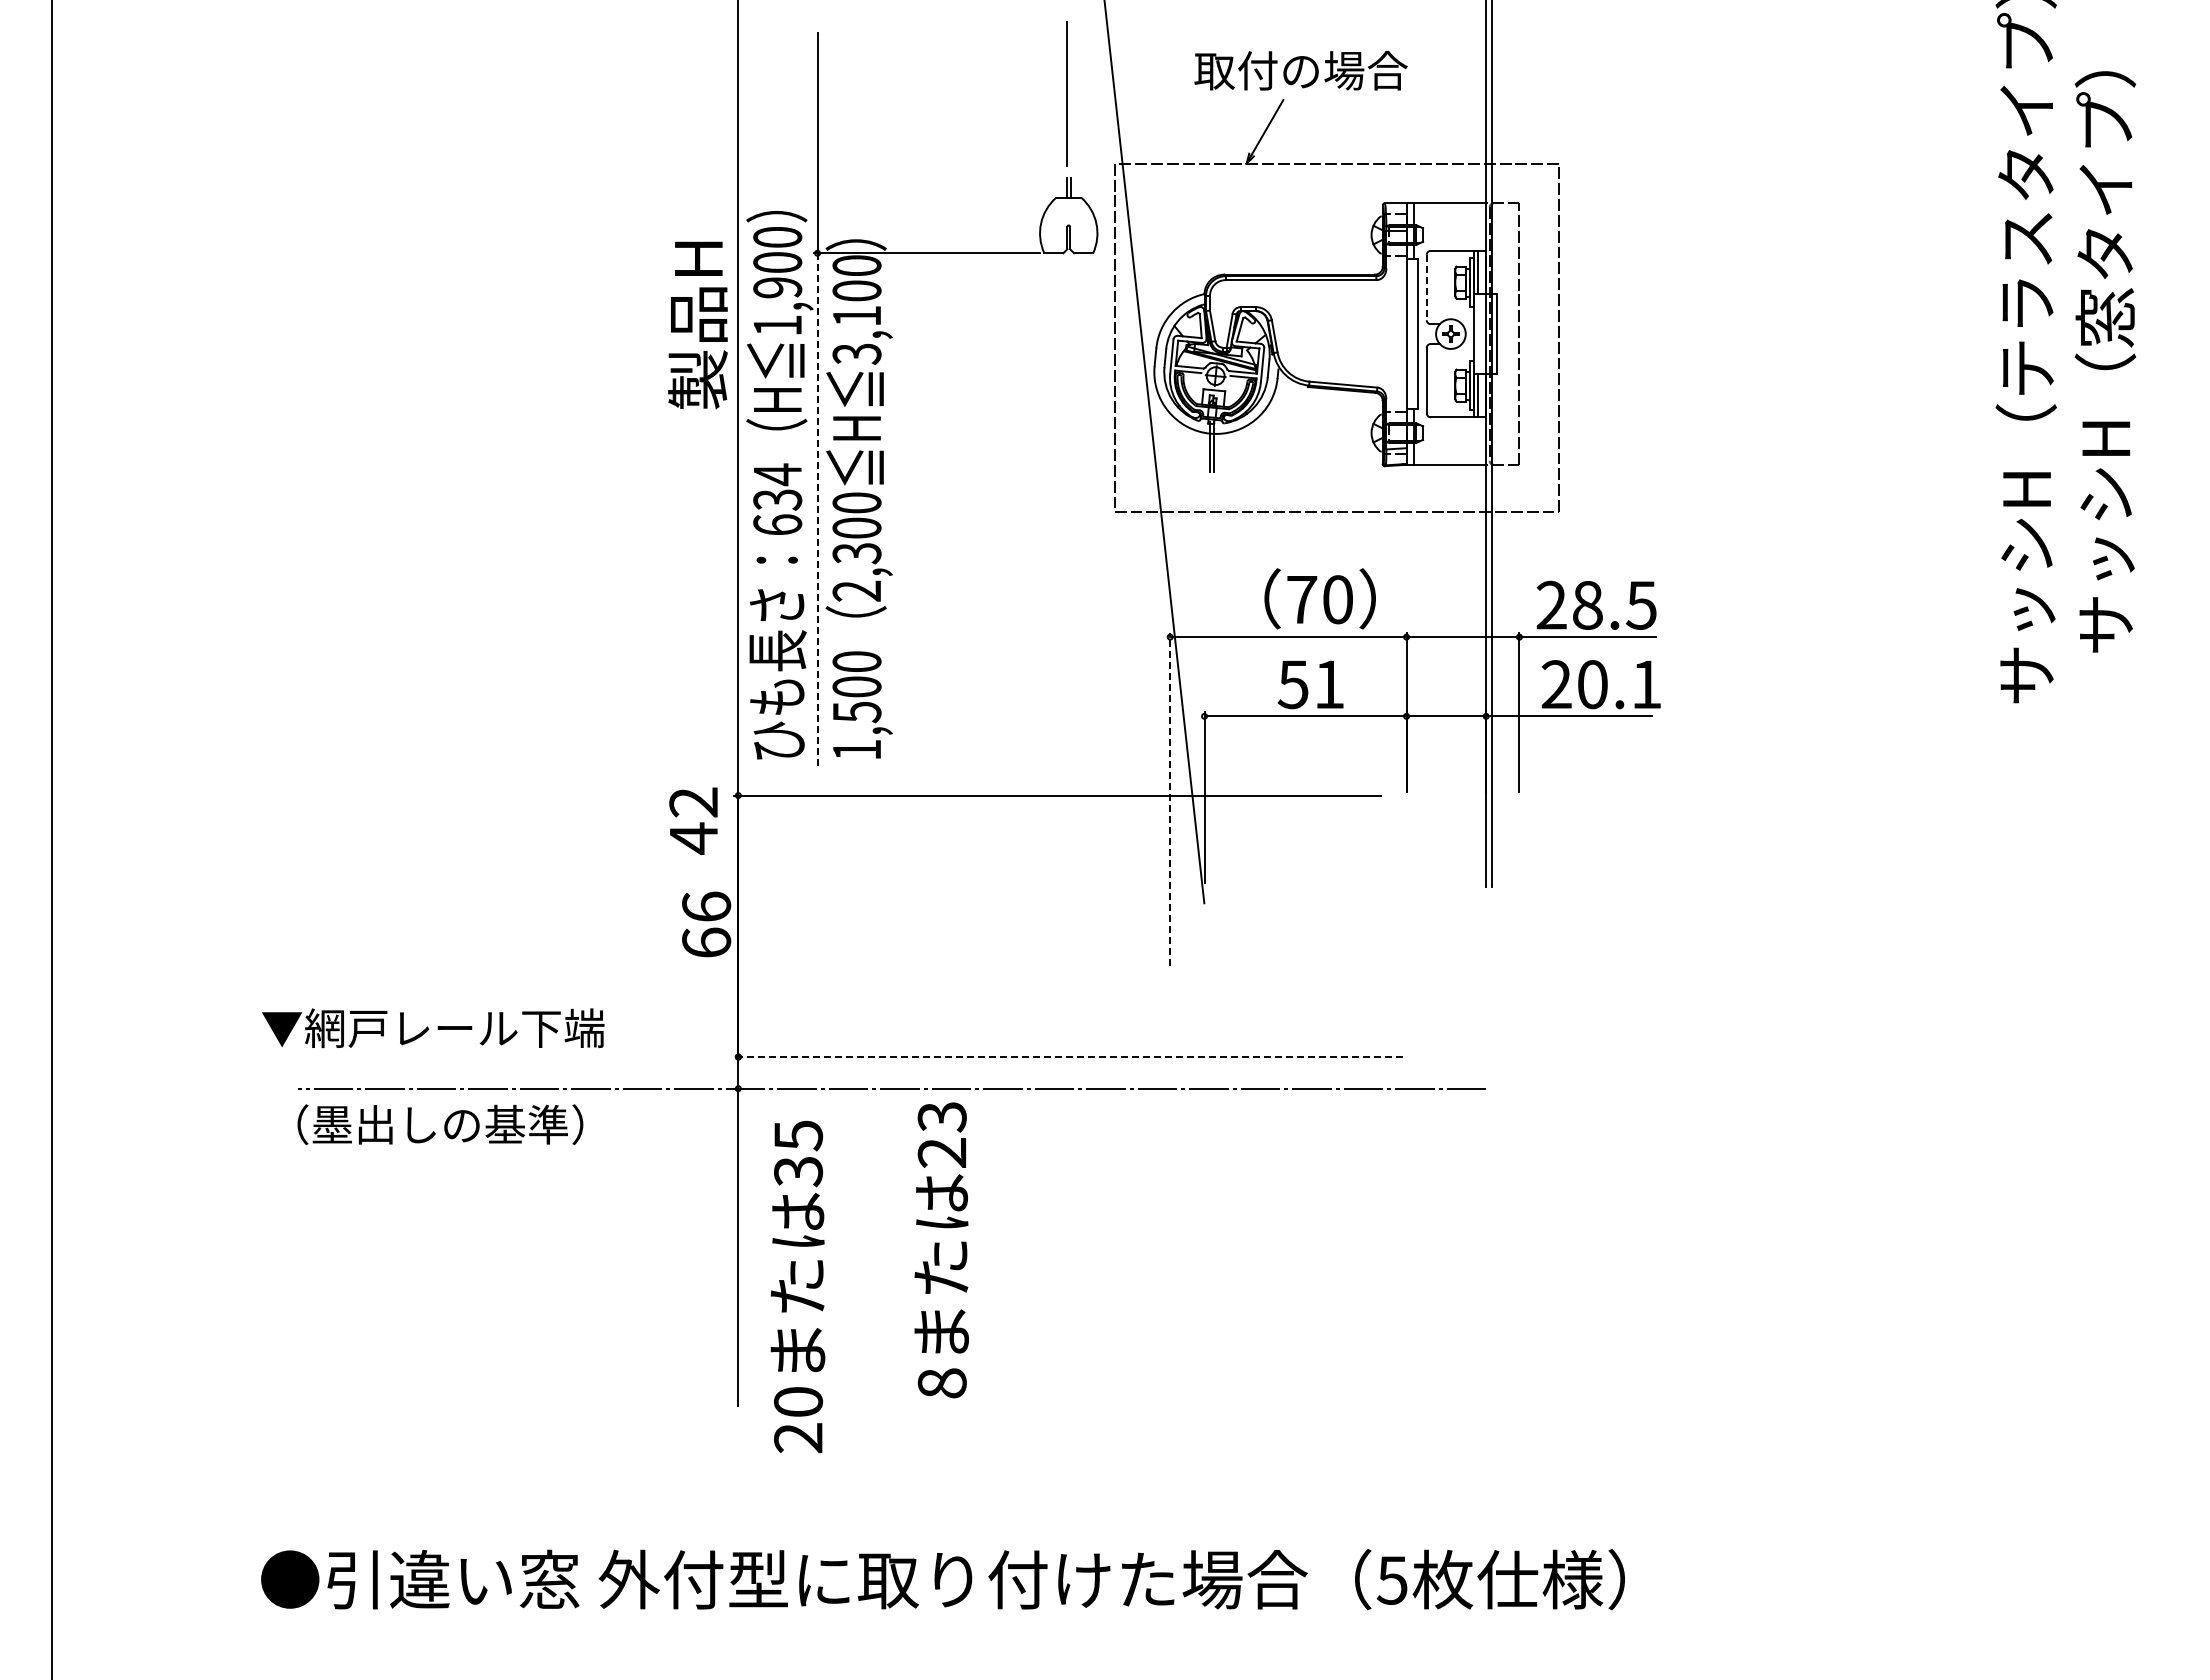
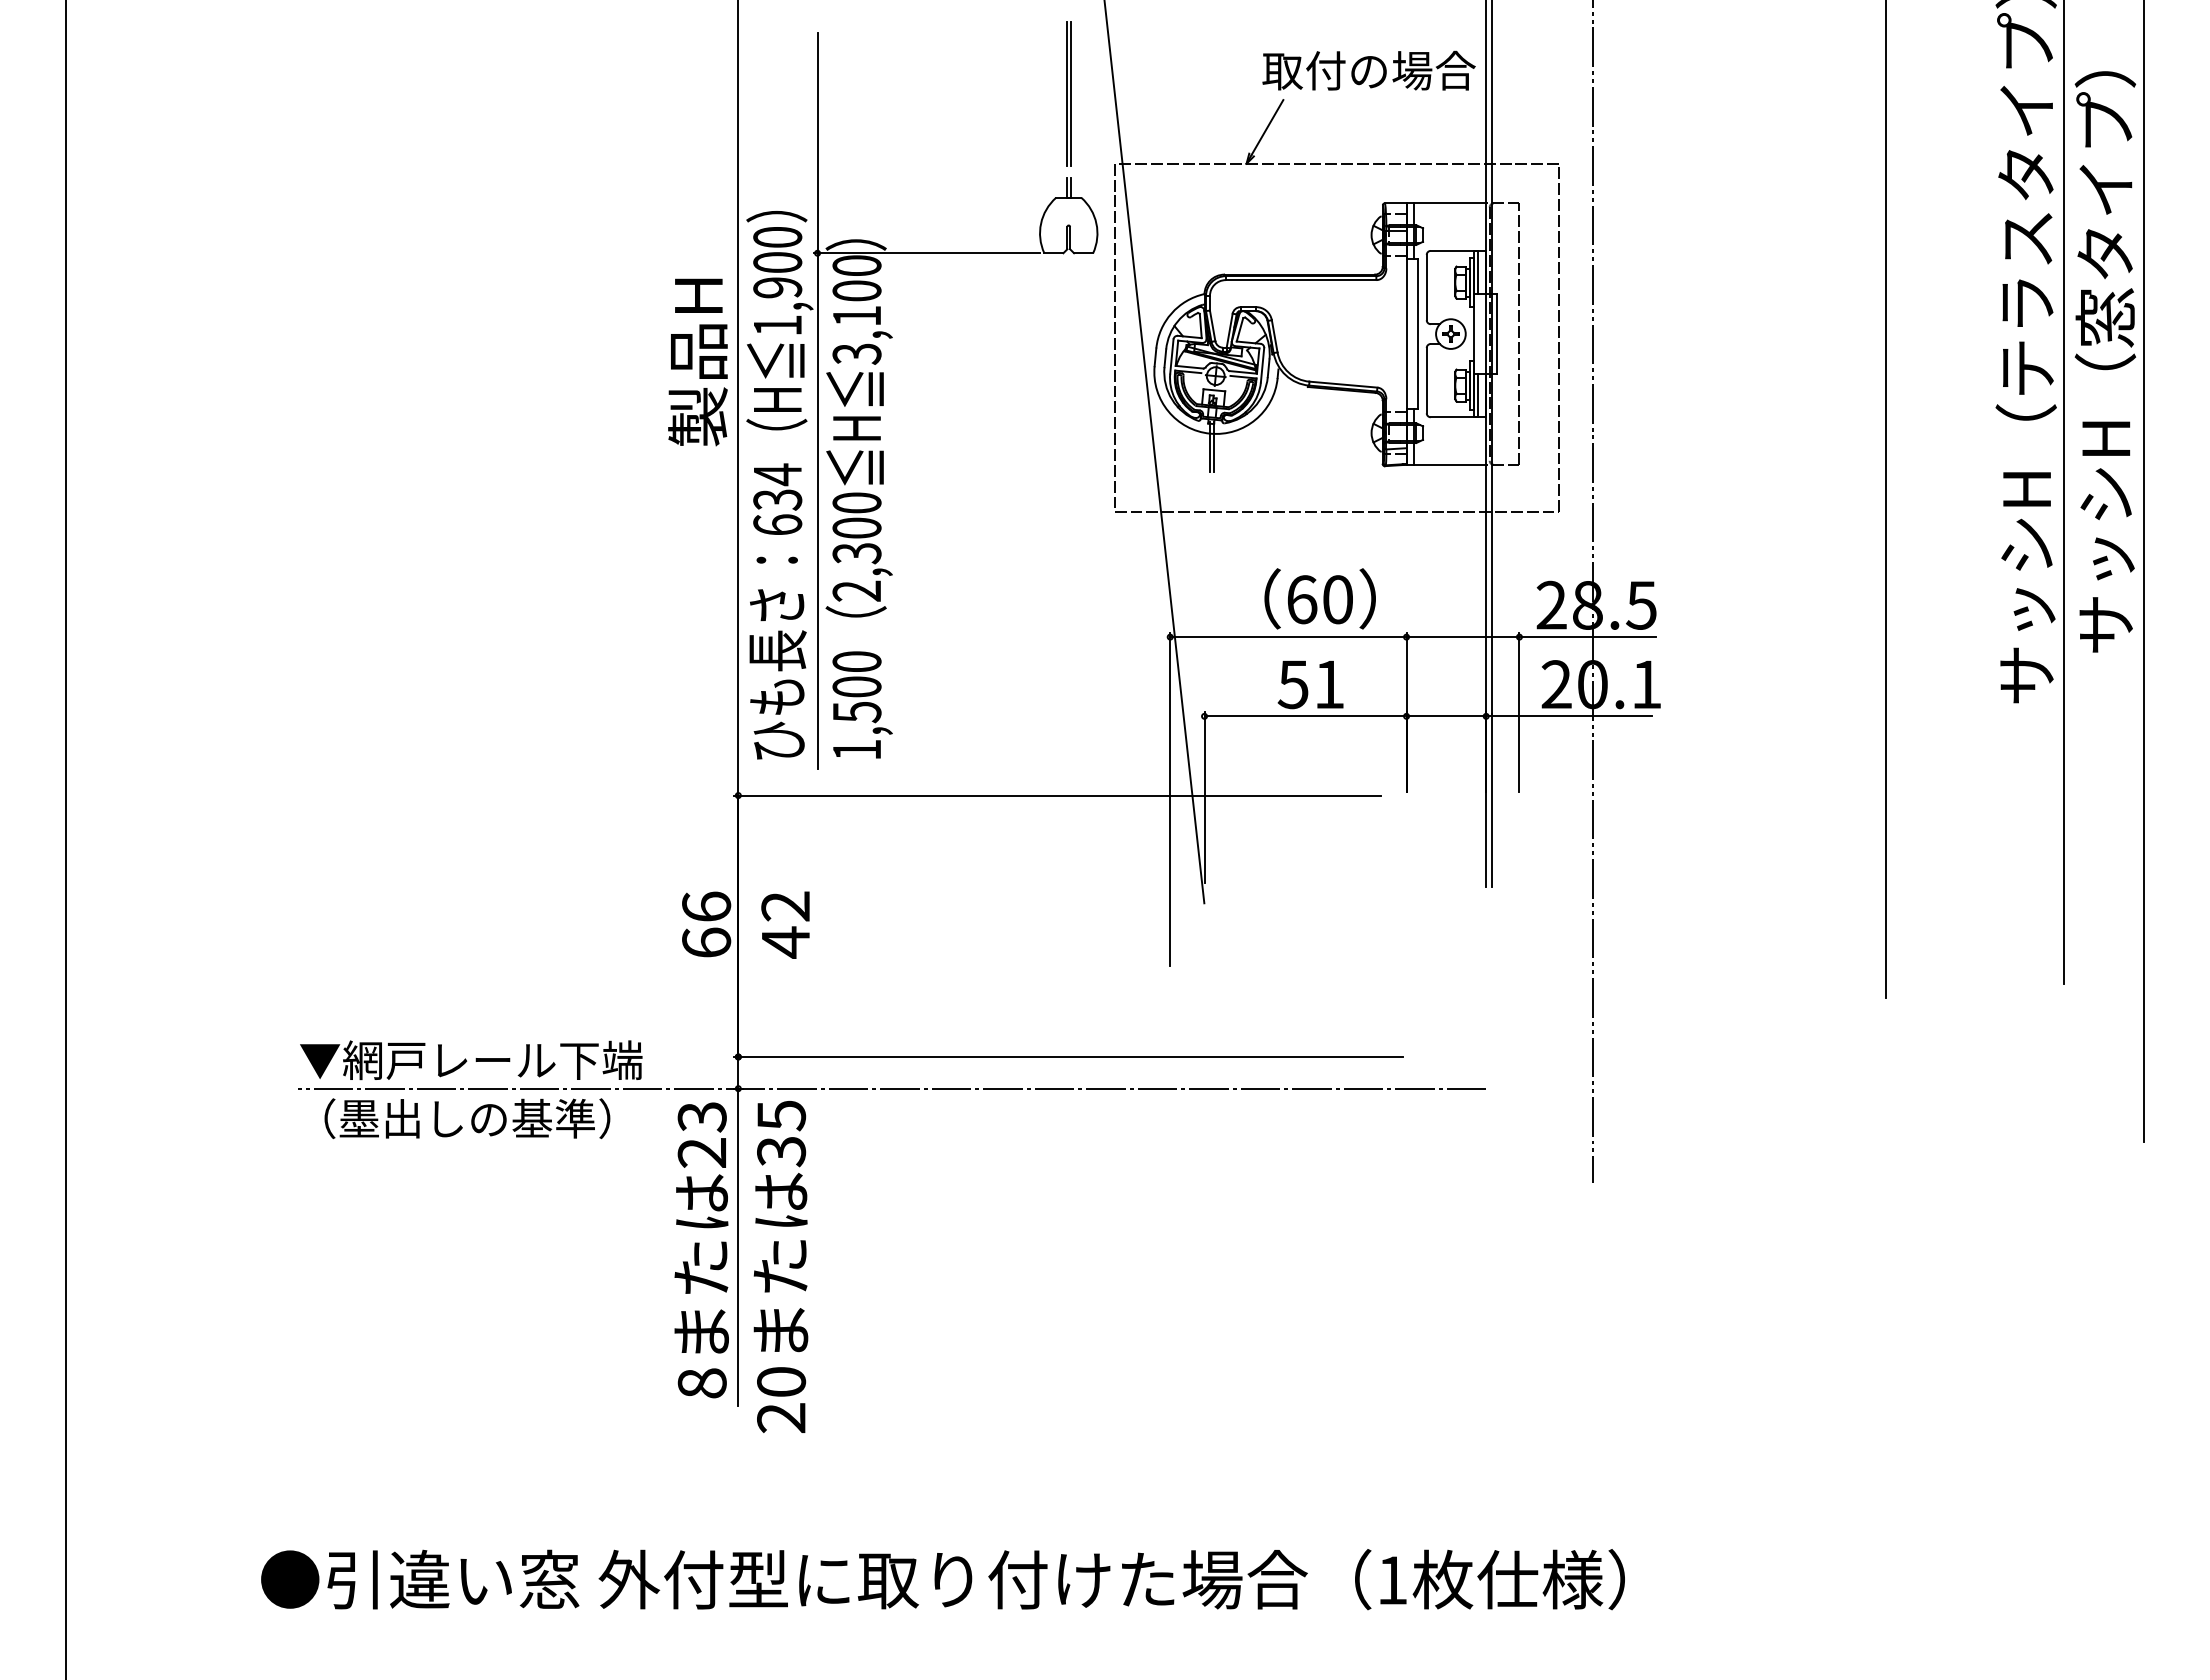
text position: (1300, 70) -> (1368, 70) (1368, 70)
line: none -> present (1070, 94)
line: dashed -> solid (1426, 287)
text position: (697, 325) -> (697, 362) (697, 362)
line: none -> present (2064, 492)
line: none -> present (1886, 499)
line: dashed -> solid (817, 511)
line: none -> present (2143, 572)
line: none -> present (1593, 592)
text: 70 -> 60 (1302, 599)
line: dashed -> solid (1170, 799)
text position: (693, 820) -> (785, 924) (785, 924)
line position: (52, 839) -> (66, 839) (66, 839)
text position: (433, 1028) -> (471, 1060) (471, 1060)
line: dashed -> solid (1067, 1056)
text position: (440, 1124) -> (467, 1118) (467, 1118)
text position: (941, 1250) -> (701, 1250) (701, 1250)
text position: (797, 1286) -> (780, 1266) (780, 1266)
text: 5 -> 1 (1391, 1580)
